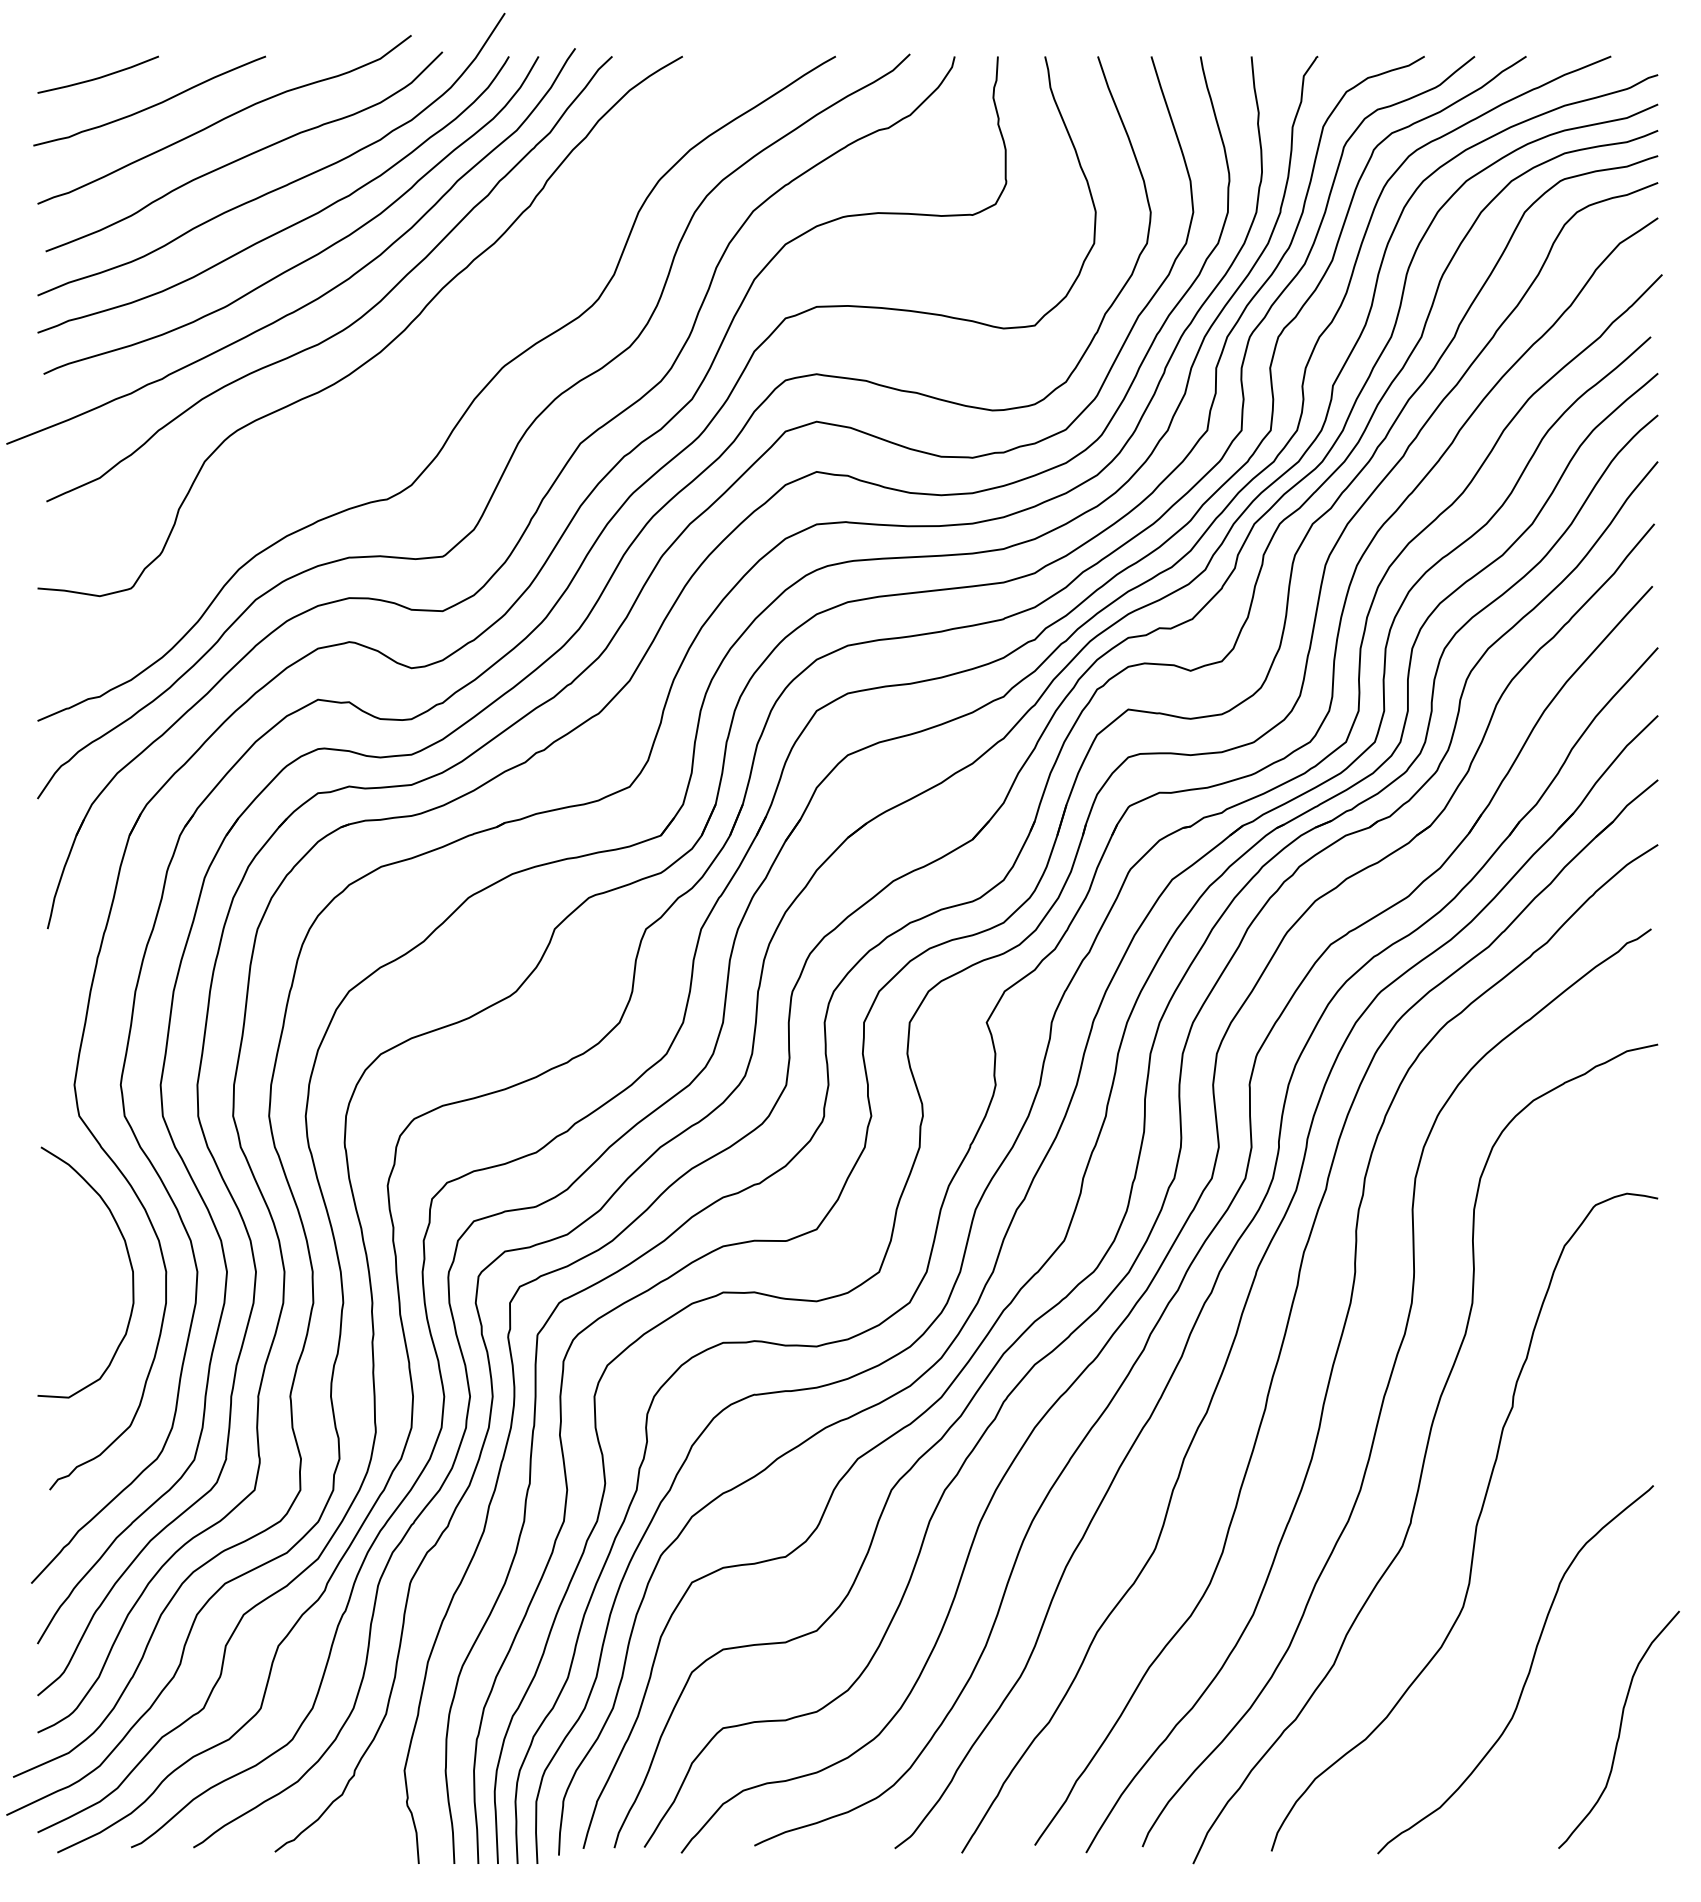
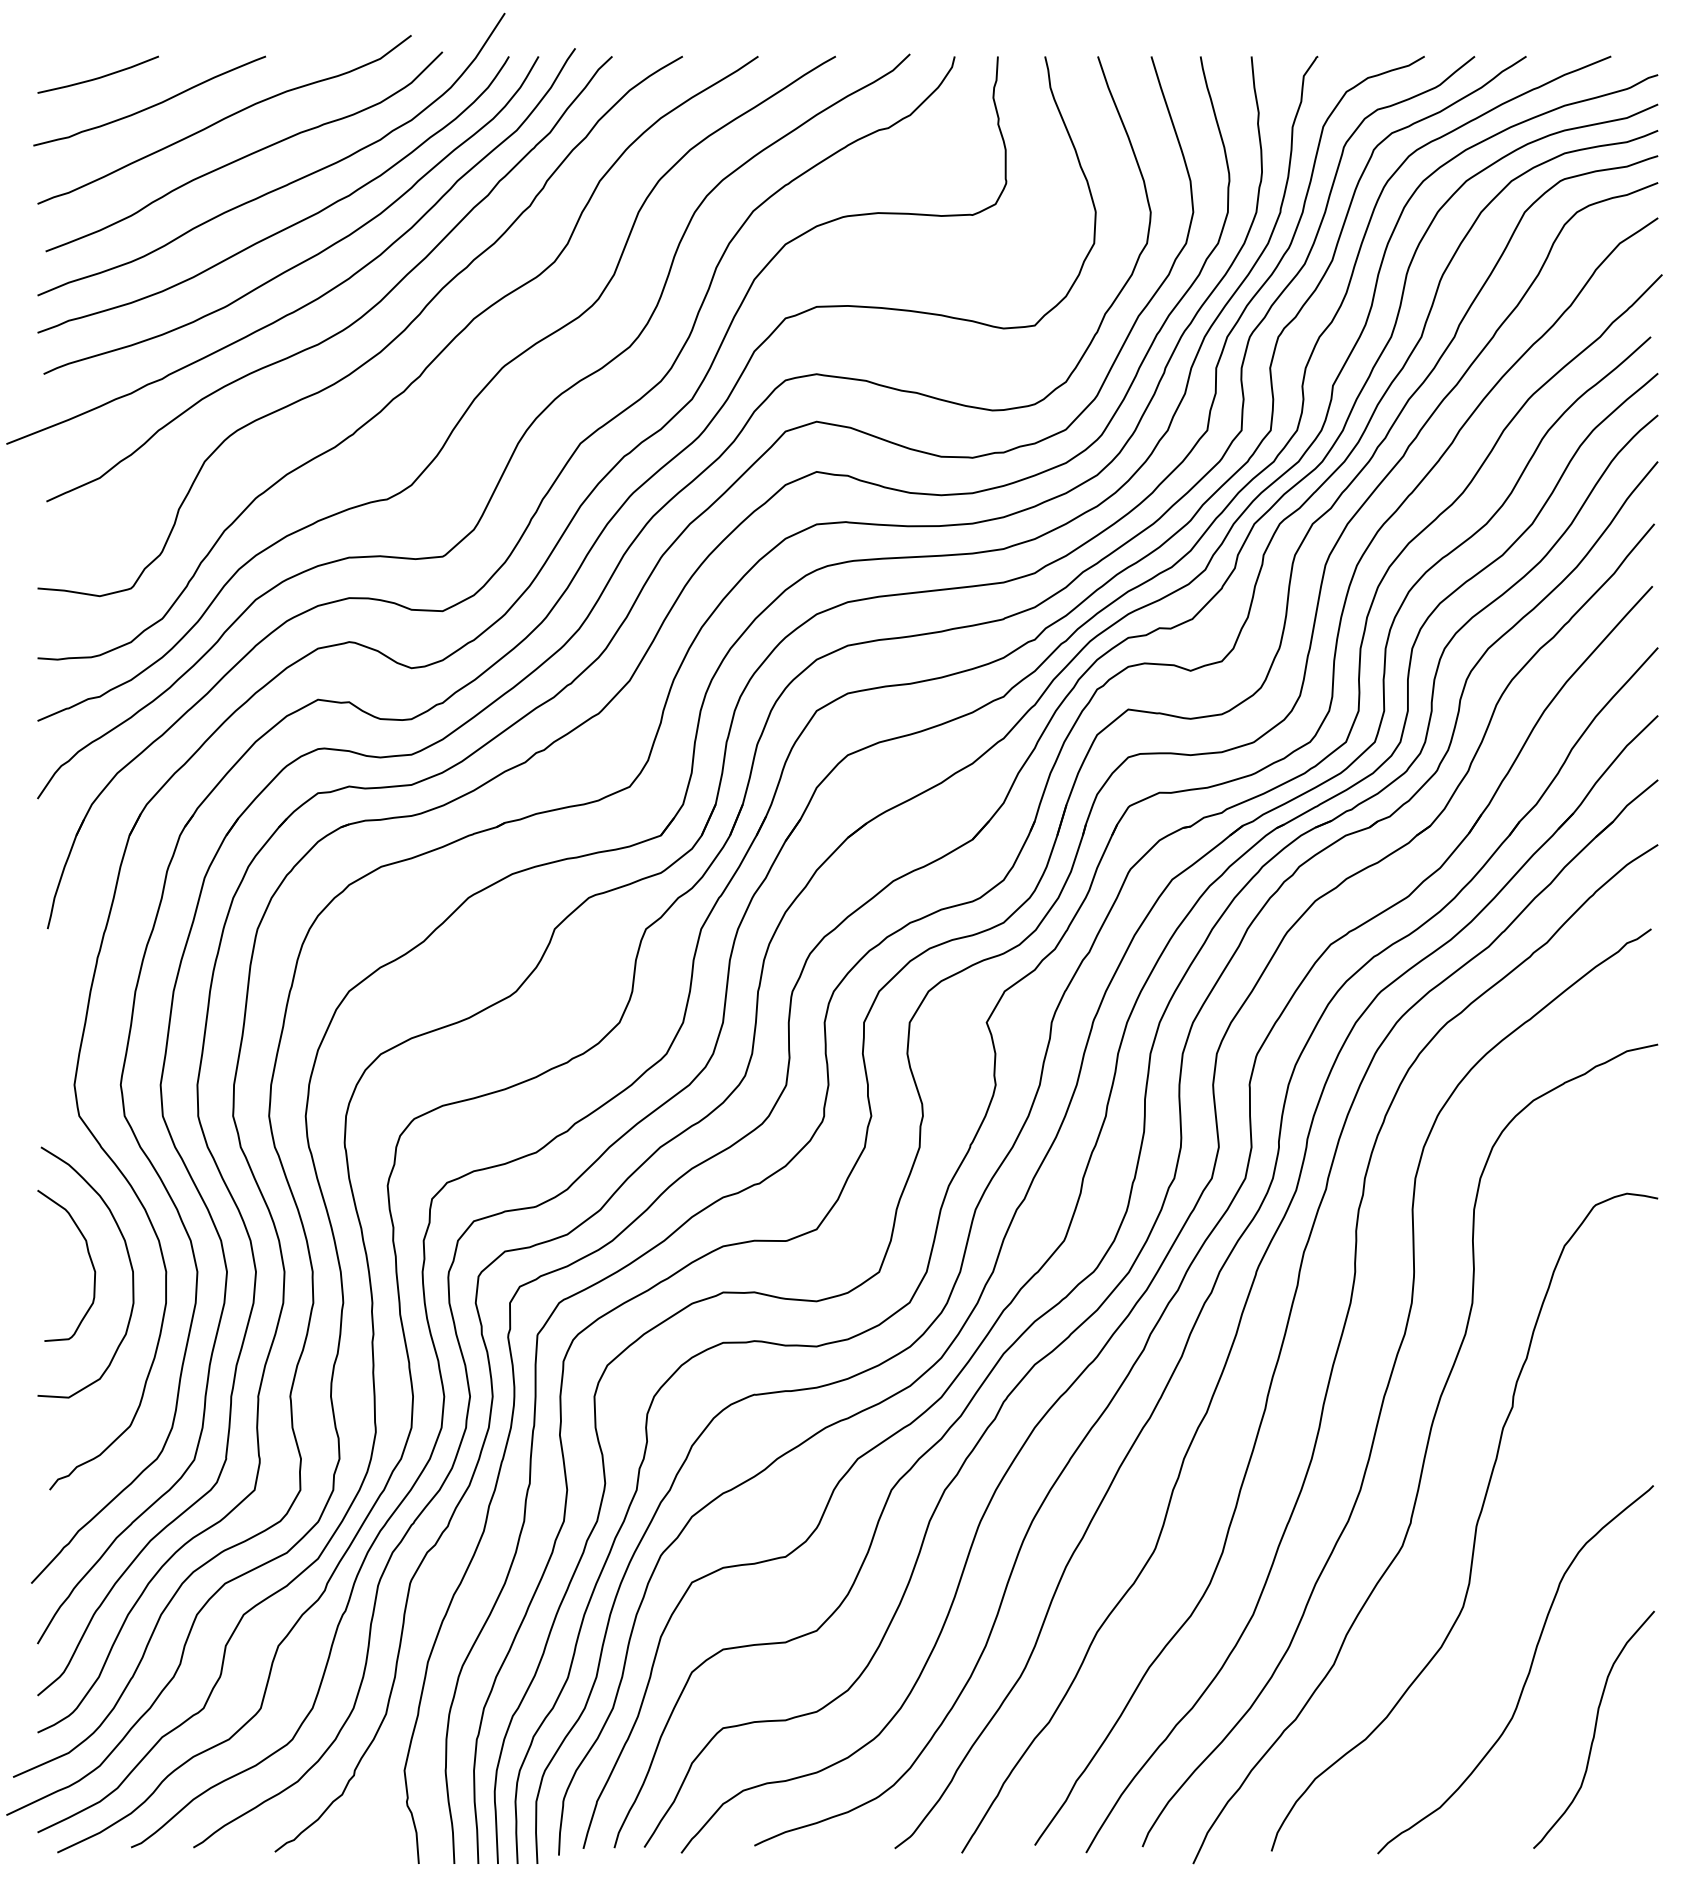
curve: none -> present (416, 377)
curve: none -> present (89, 1258)
curve position: (1619, 1729) -> (1594, 1729) (1594, 1729)
